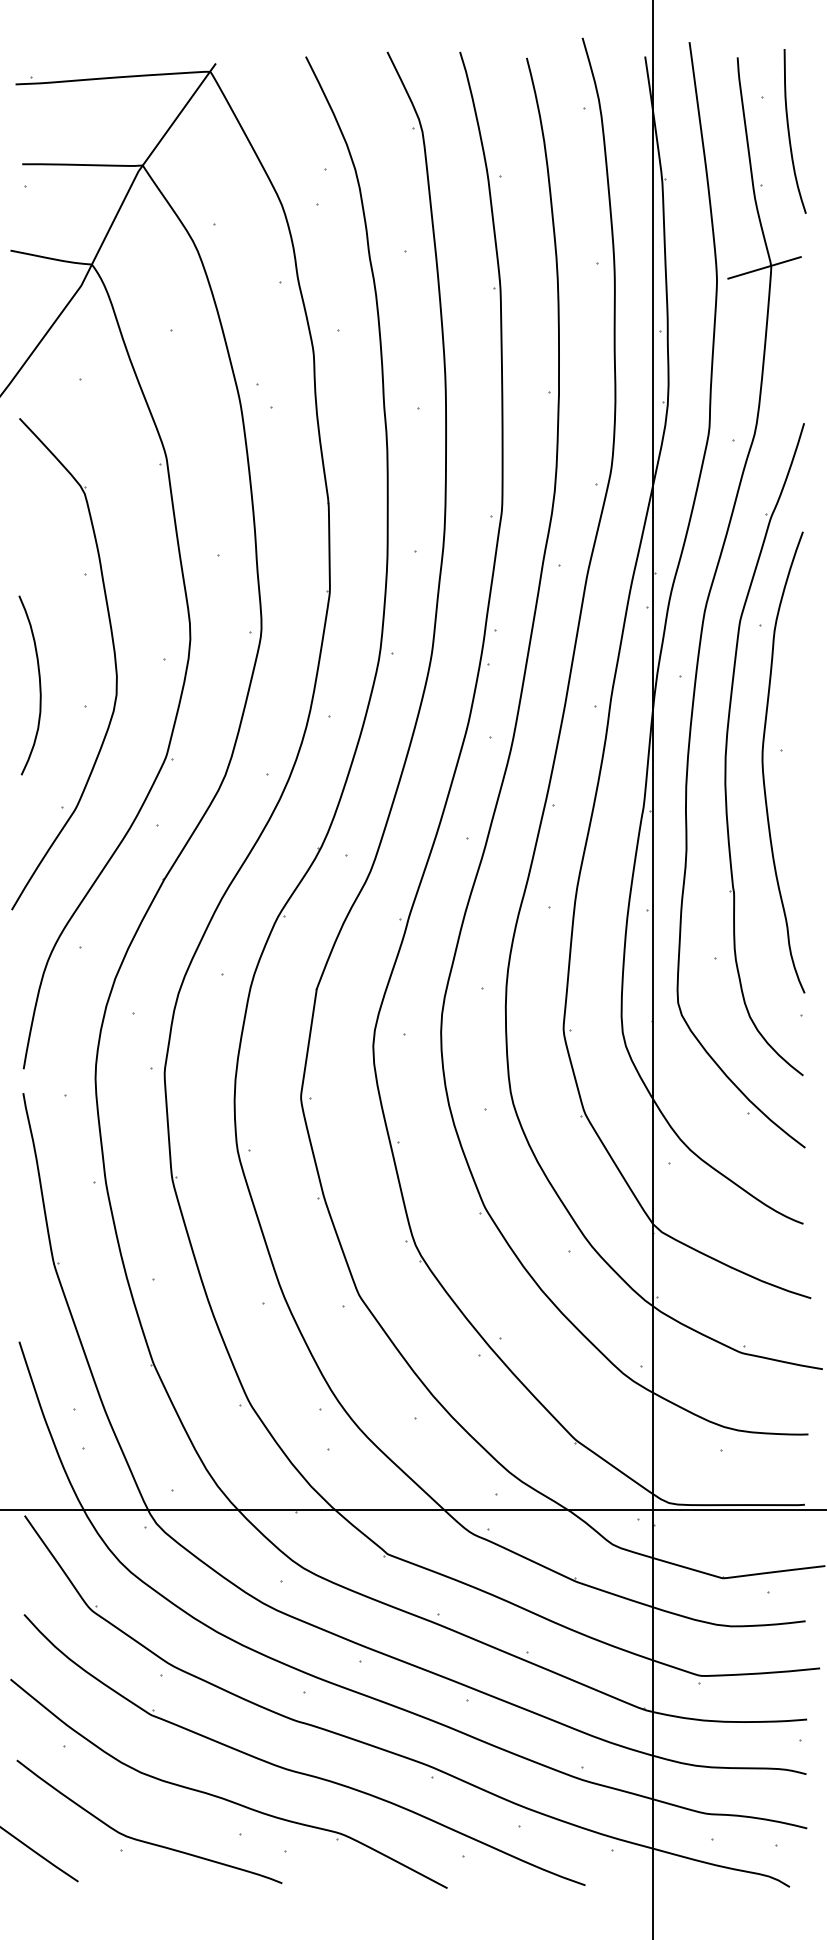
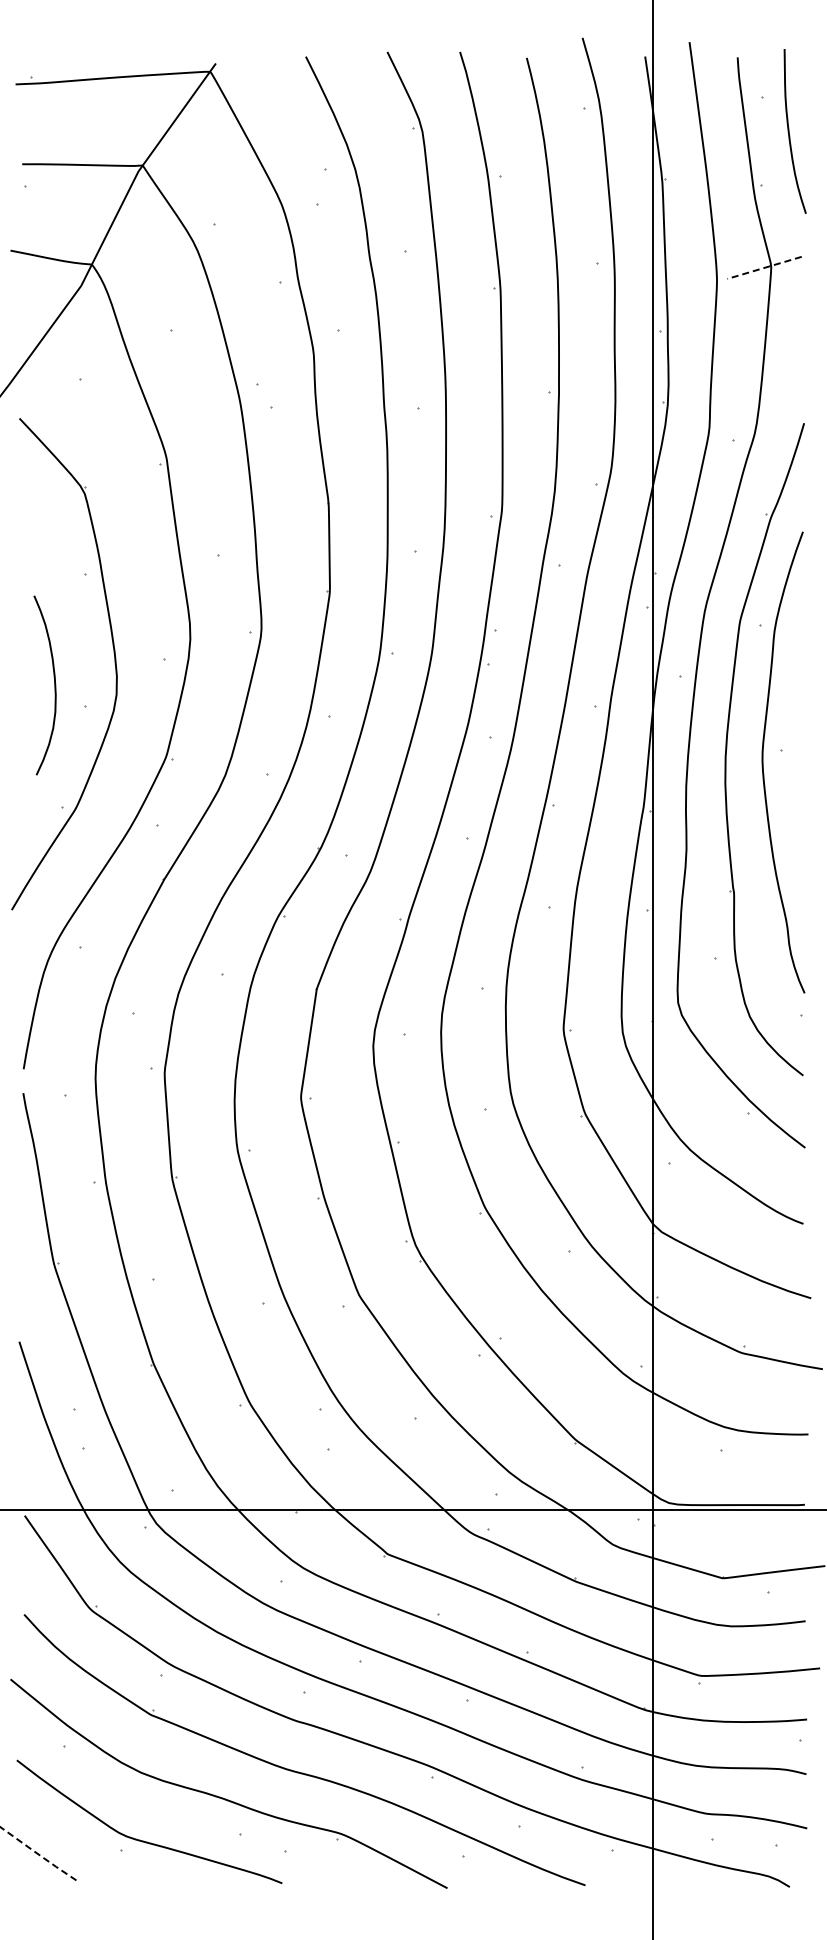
line: solid -> dashed (764, 267)
curve position: (39, 685) -> (54, 685) (54, 685)
line: solid -> dashed (39, 1854)
